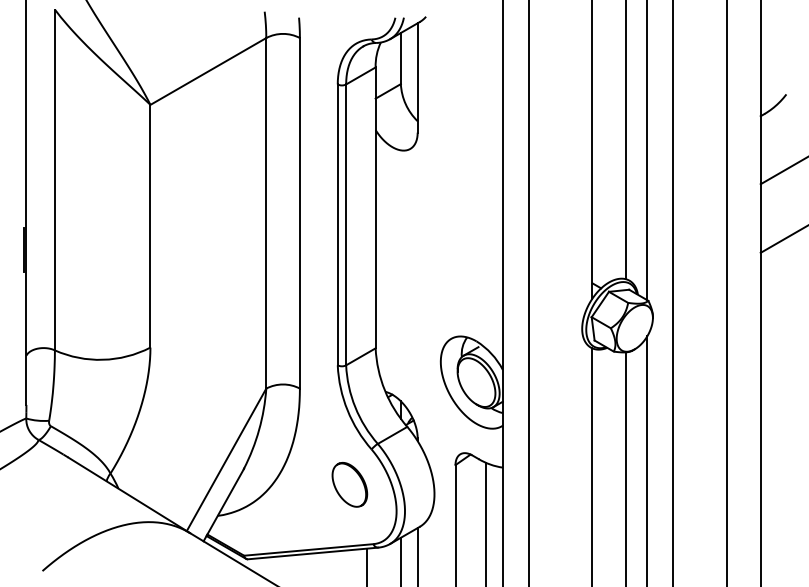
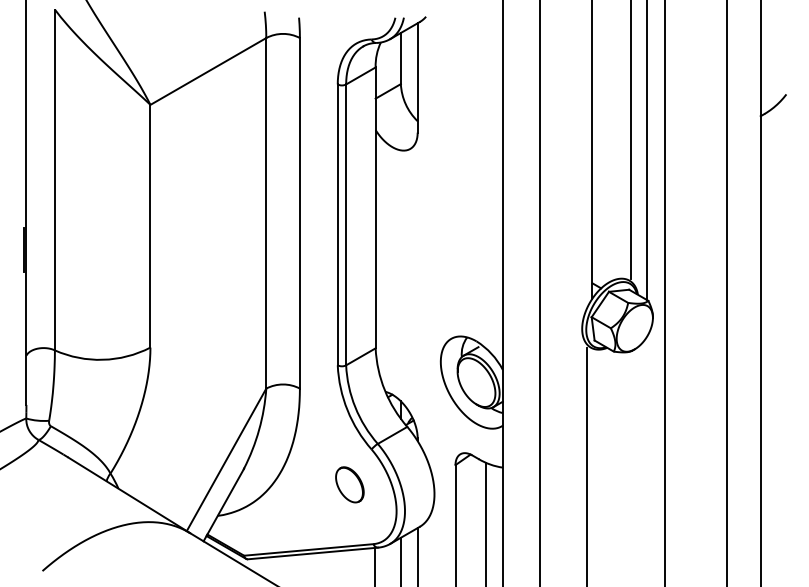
line position: (626, 140) -> (631, 140) (631, 140)
line: present -> none (782, 171)
line: present -> none (782, 239)
line position: (529, 292) -> (540, 292) (540, 292)
line position: (672, 292) -> (664, 292) (664, 292)
line: present -> none (647, 459)
line position: (592, 465) -> (587, 465) (587, 465)
line: present -> none (626, 467)
part size: 38x46 px -> 30x38 px (349, 484)
line position: (367, 565) -> (375, 565) (375, 565)
